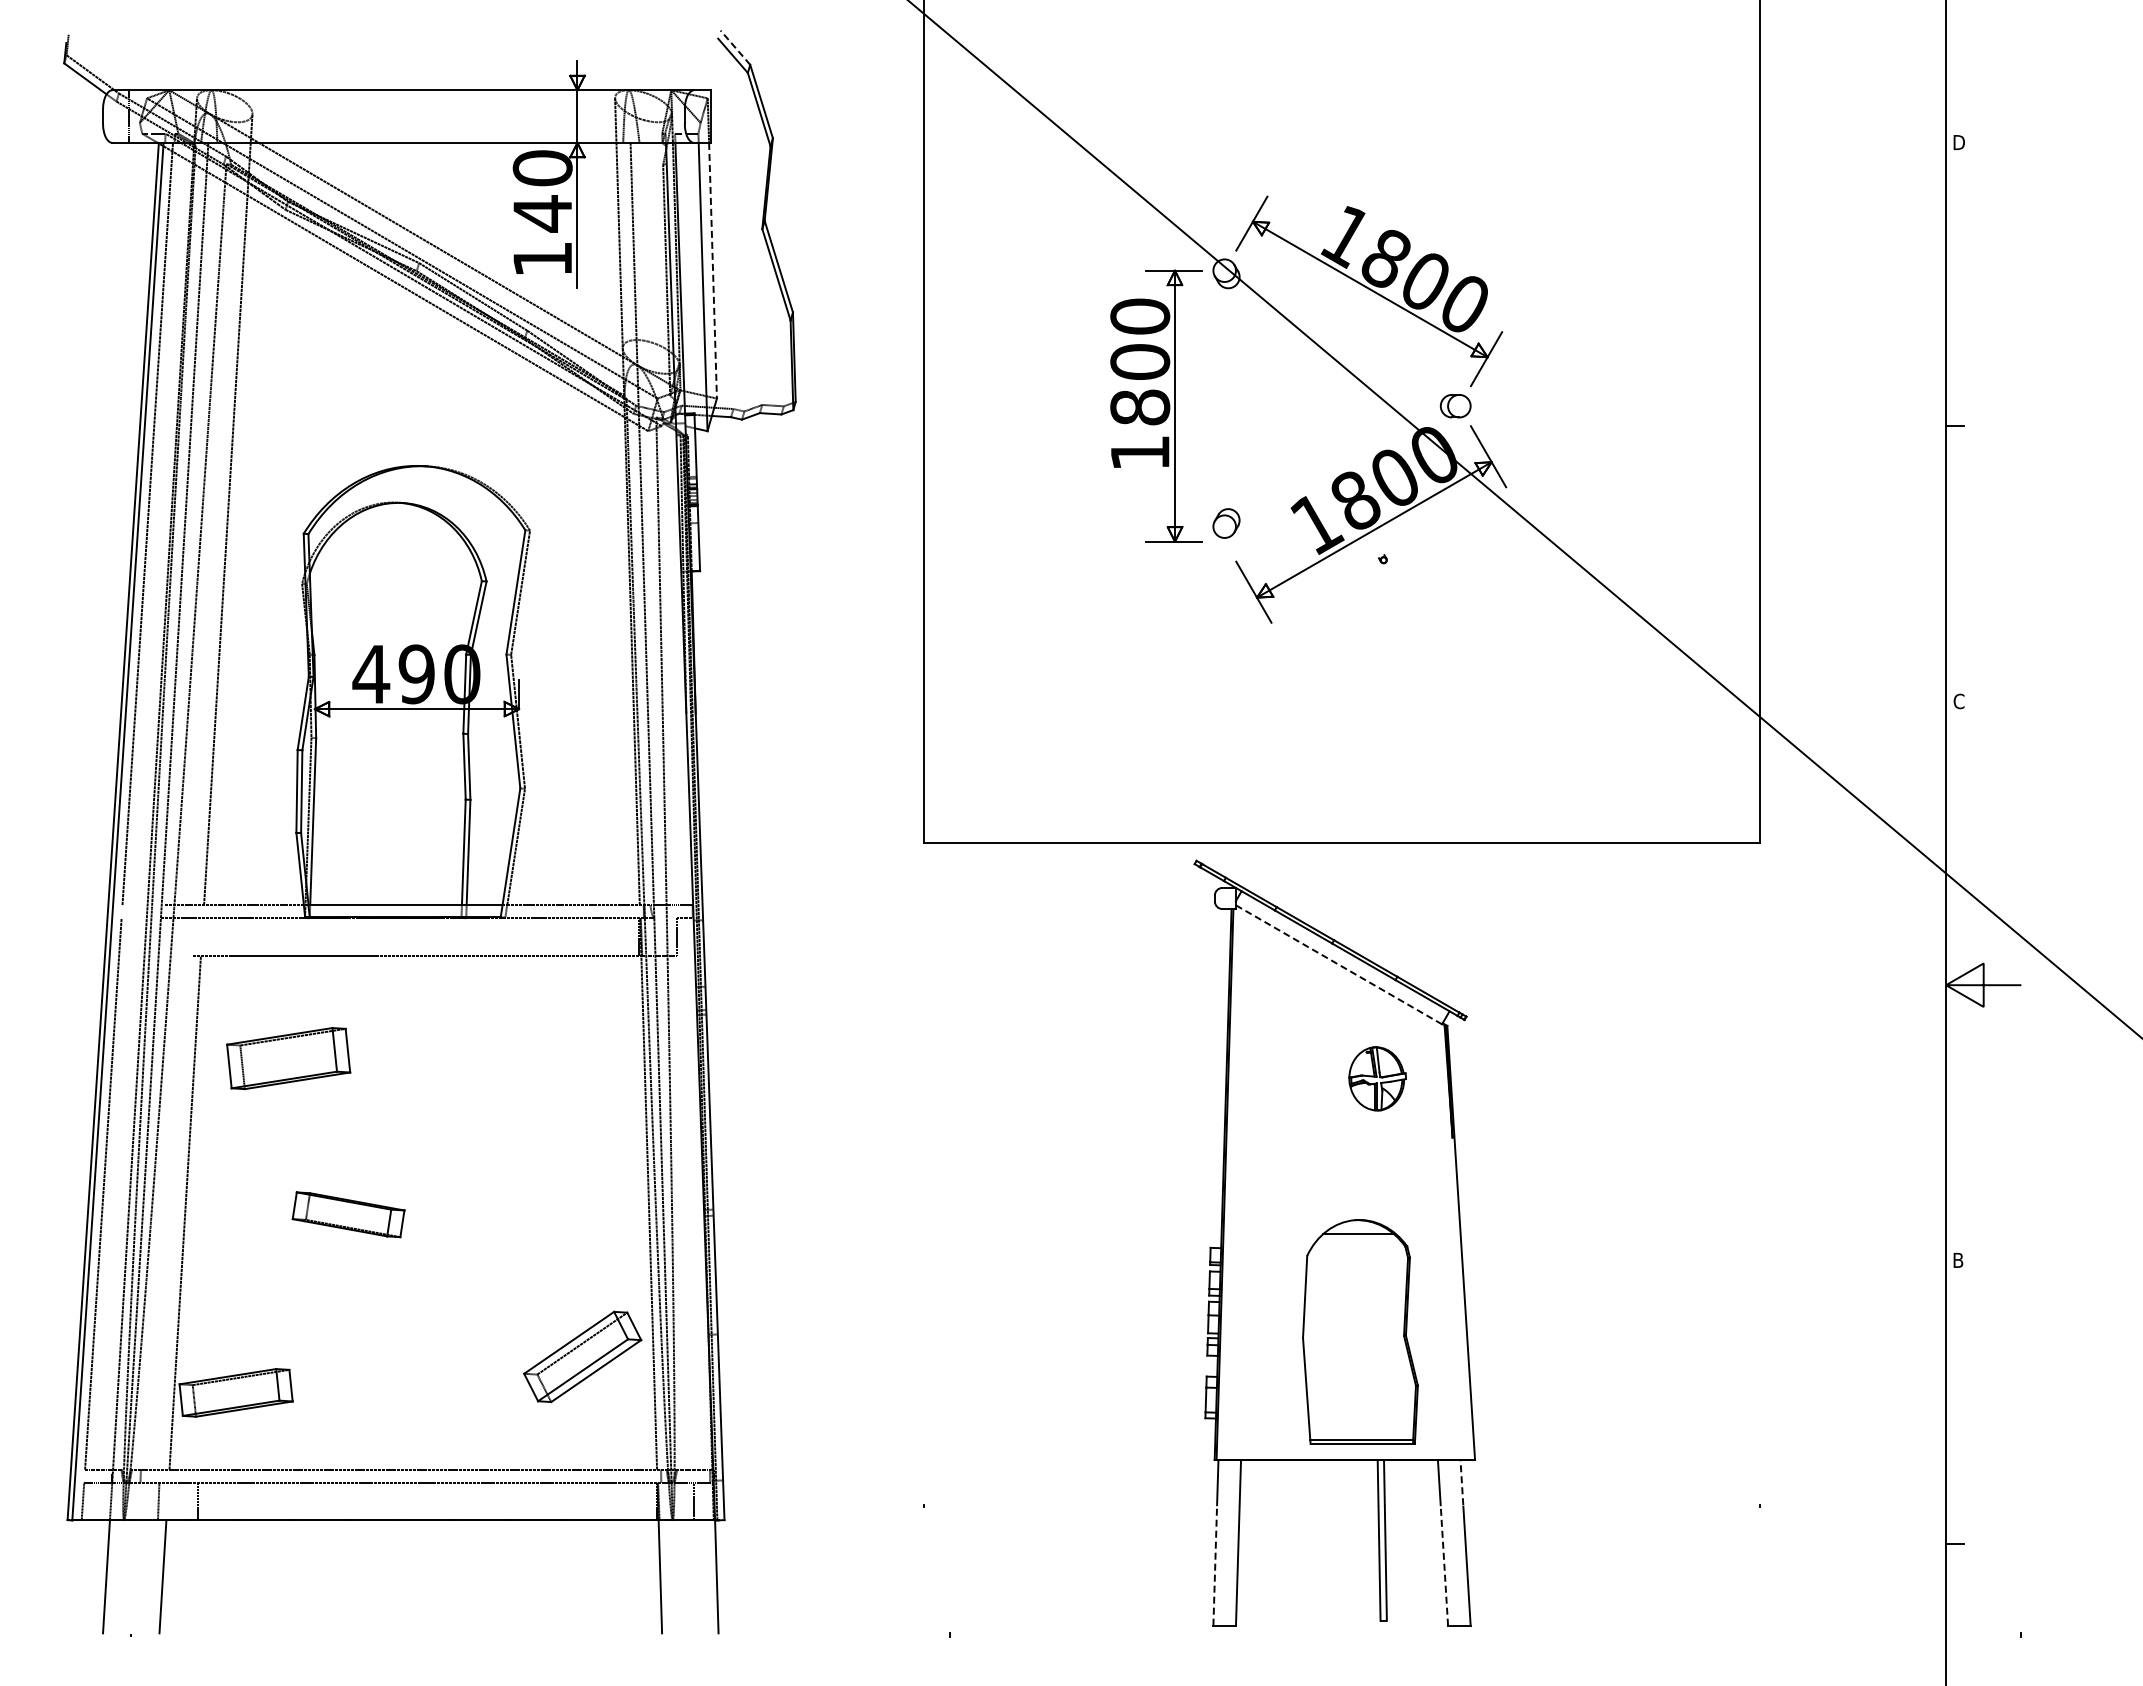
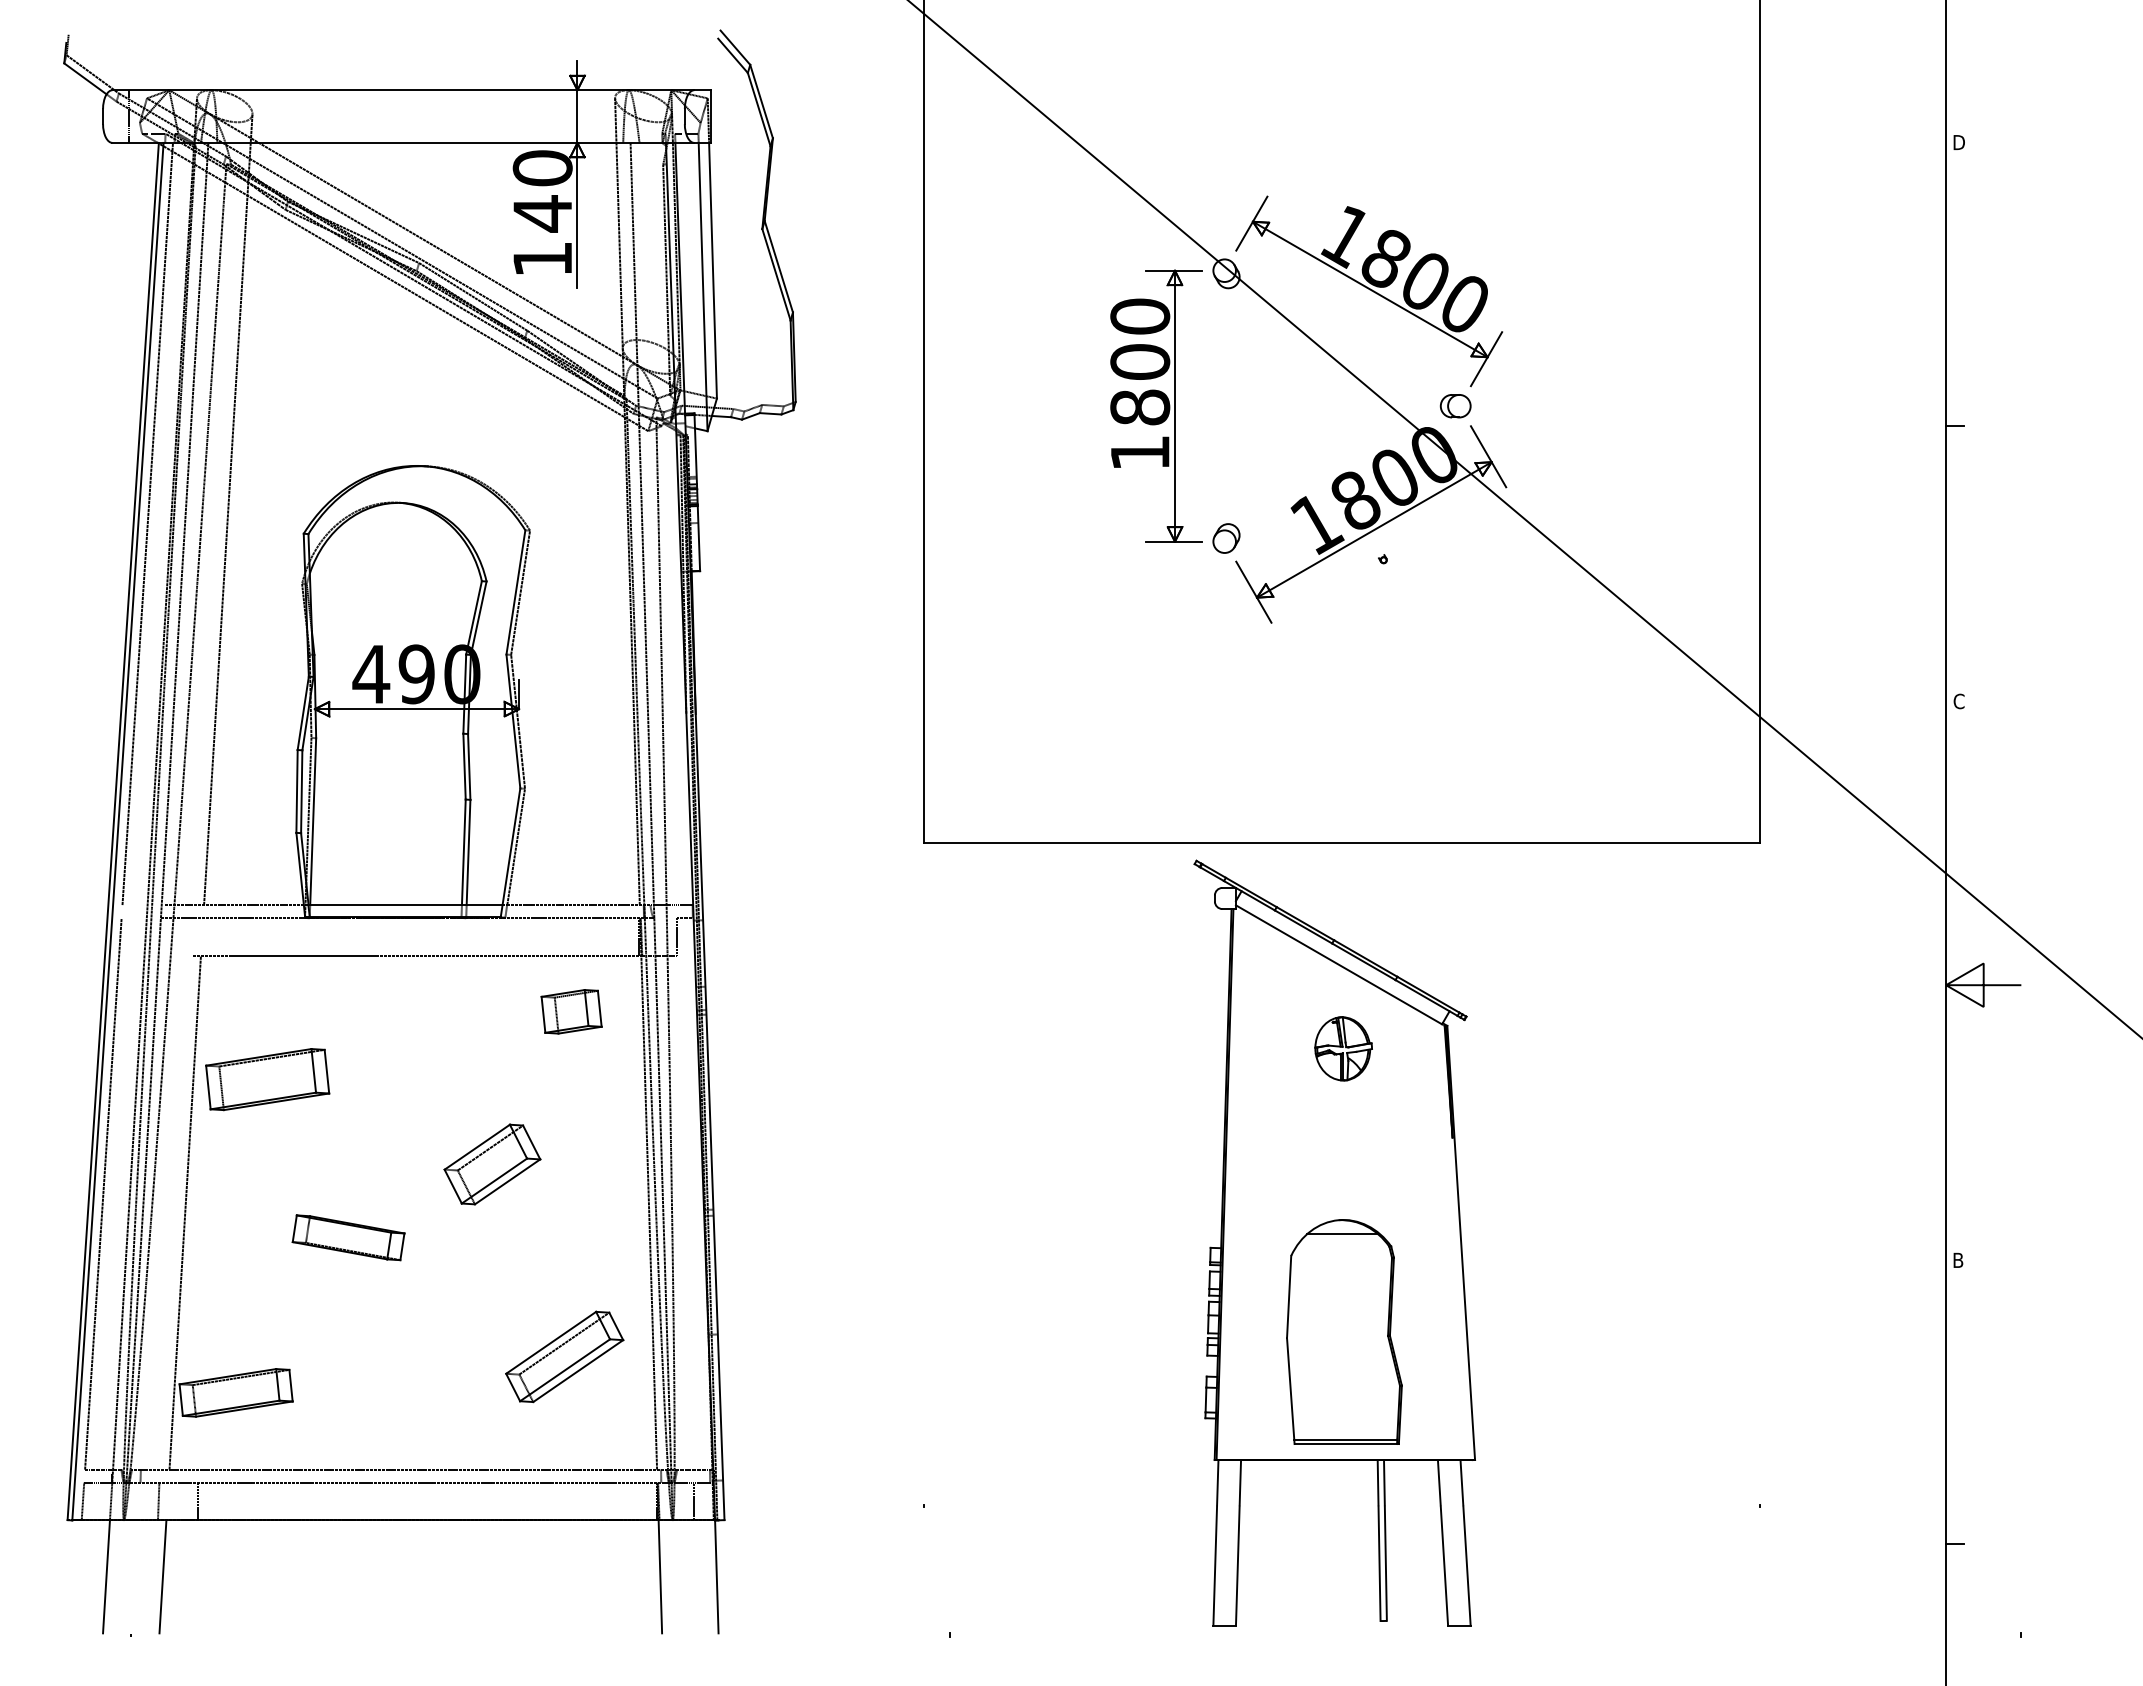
line: dashed -> solid (735, 47)
line: dashed -> solid (713, 270)
part position: (1226, 523) -> (1226, 538) (1226, 538)
line: dashed -> solid (1339, 964)
part: none -> present (571, 1011)
part position: (288, 1058) -> (267, 1079) (267, 1079)
part position: (1377, 1078) -> (1343, 1048) (1343, 1048)
part: none -> present (492, 1164)
part position: (348, 1214) -> (348, 1237) (348, 1237)
part position: (1360, 1331) -> (1344, 1331) (1344, 1331)
part position: (582, 1356) -> (564, 1356) (564, 1356)
line: dashed -> solid (1461, 1482)
line: dashed -> solid (1215, 1565)
line: dashed -> solid (1444, 1566)
